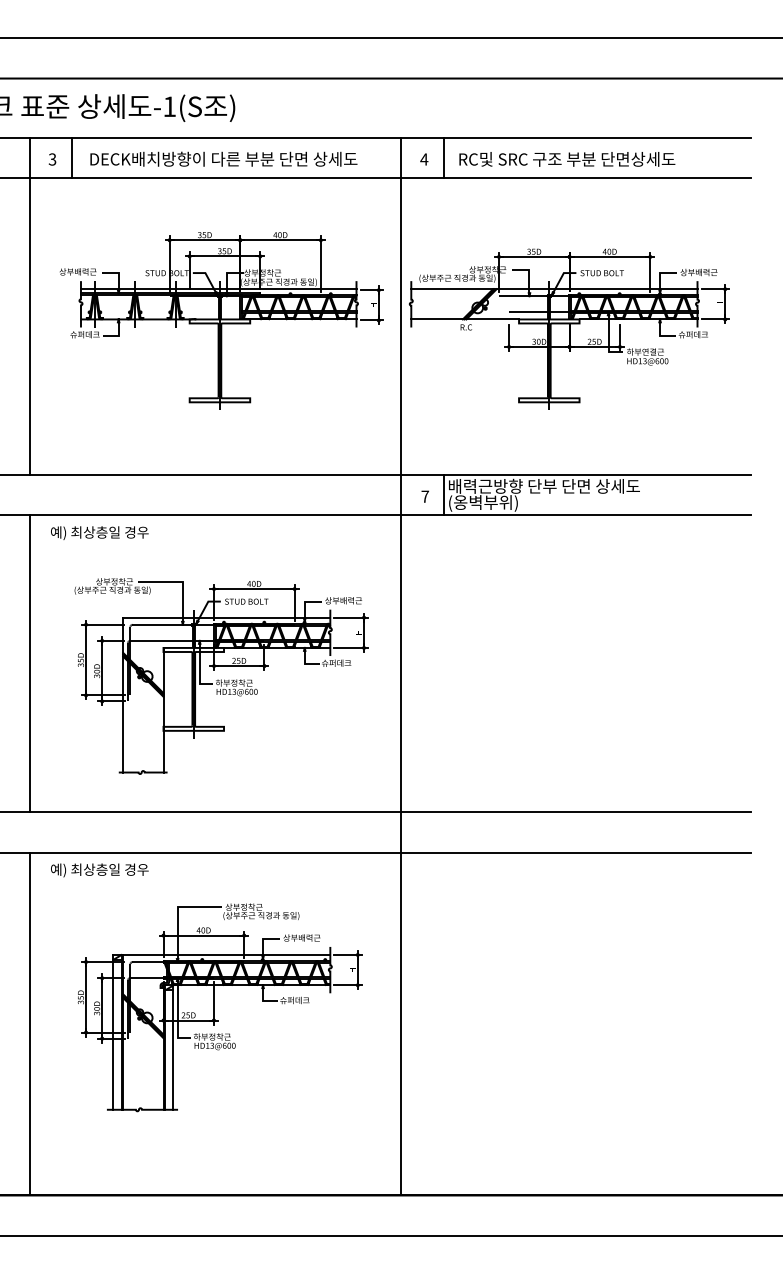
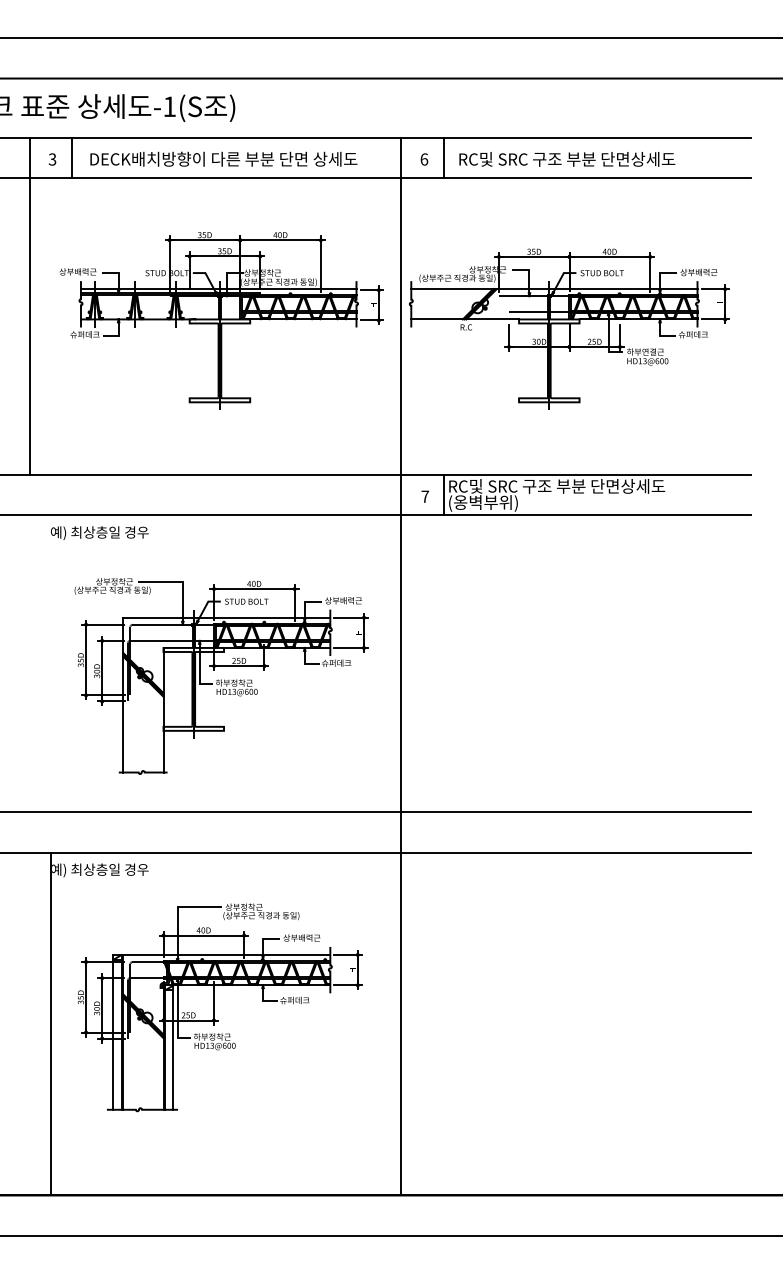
text: 4 -> 6 (424, 159)
text: 배력근방향 단부 단면 상세도 -> RC및 SRC 구조 부분 단면상세도 (557, 485)
line: present -> none (29, 663)
line position: (29, 1023) -> (50, 1023) (50, 1023)
